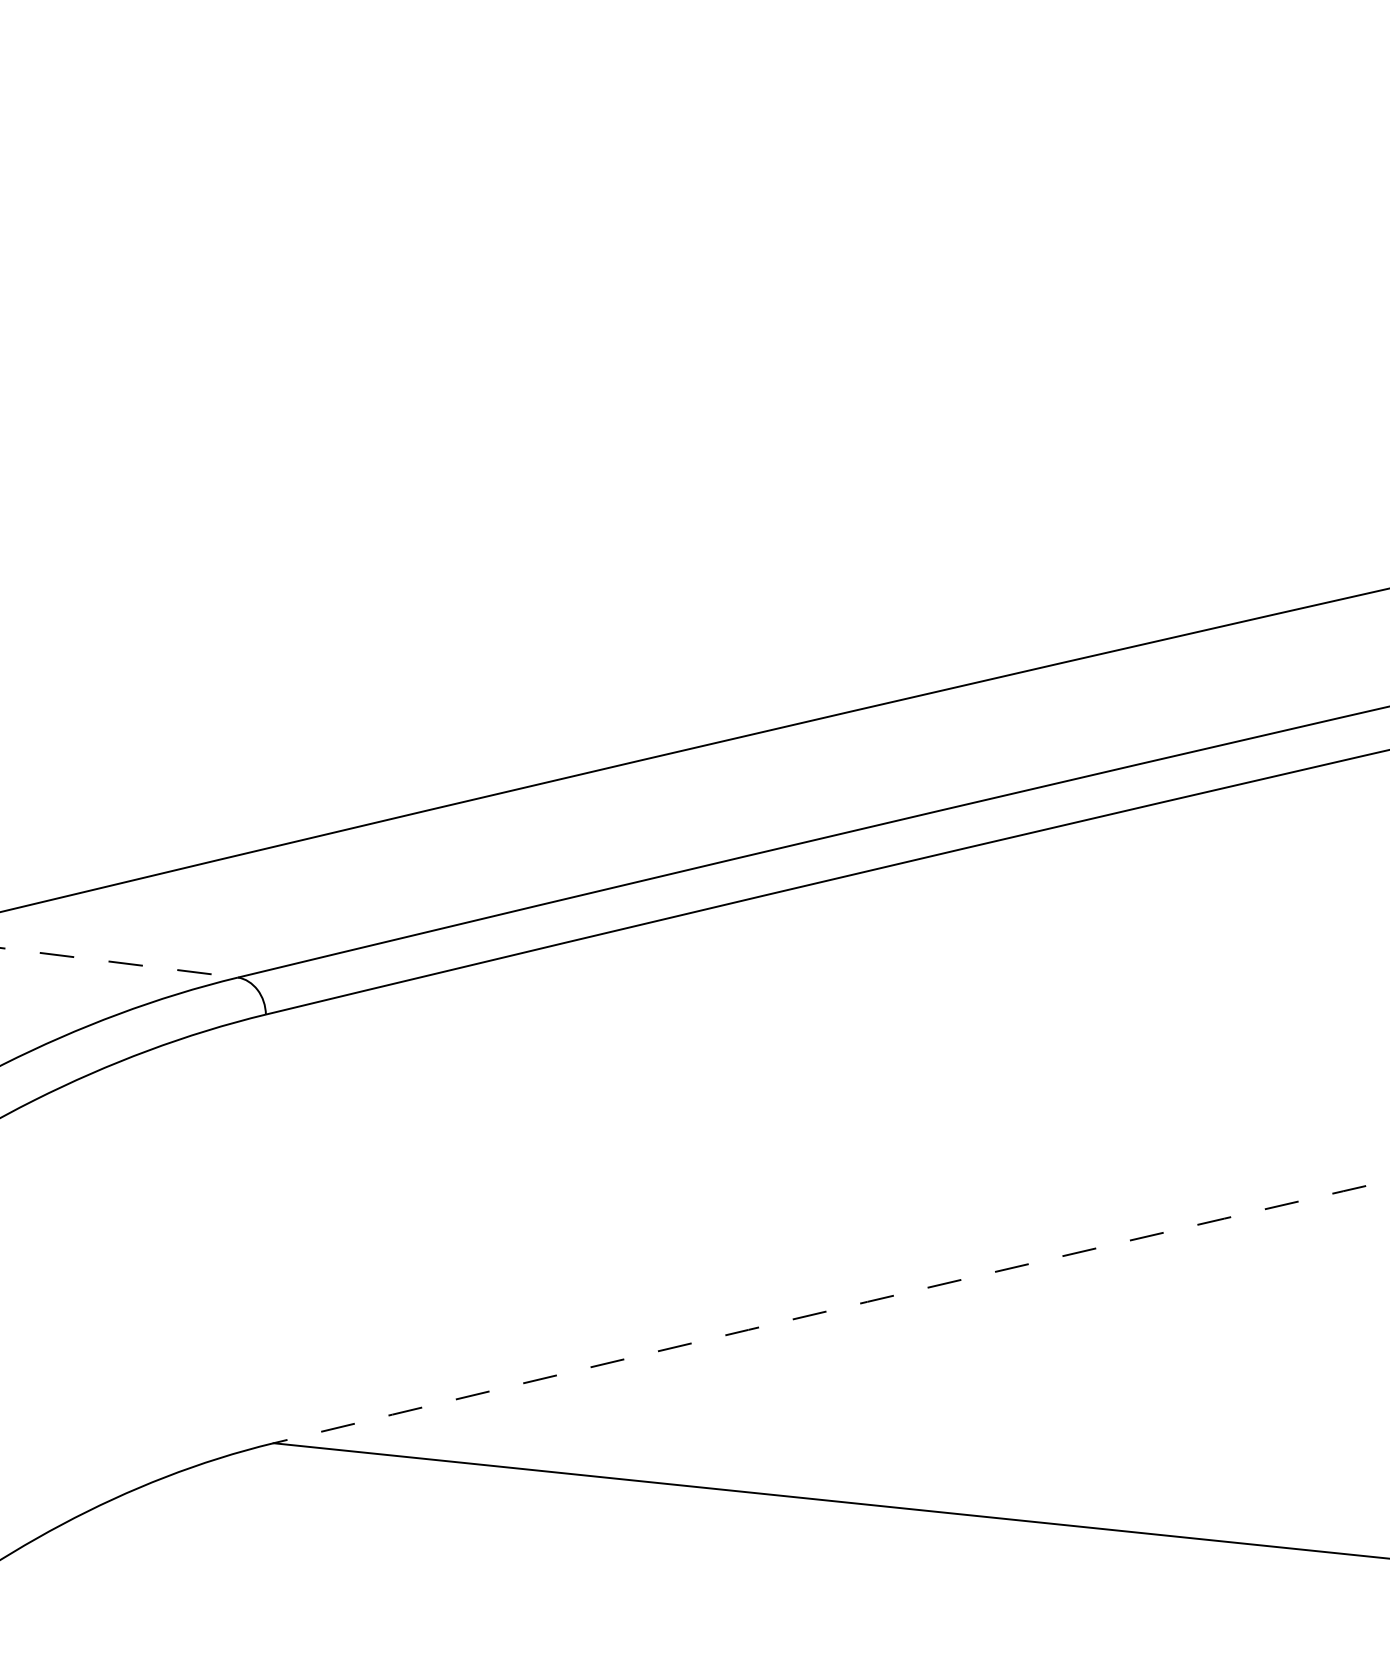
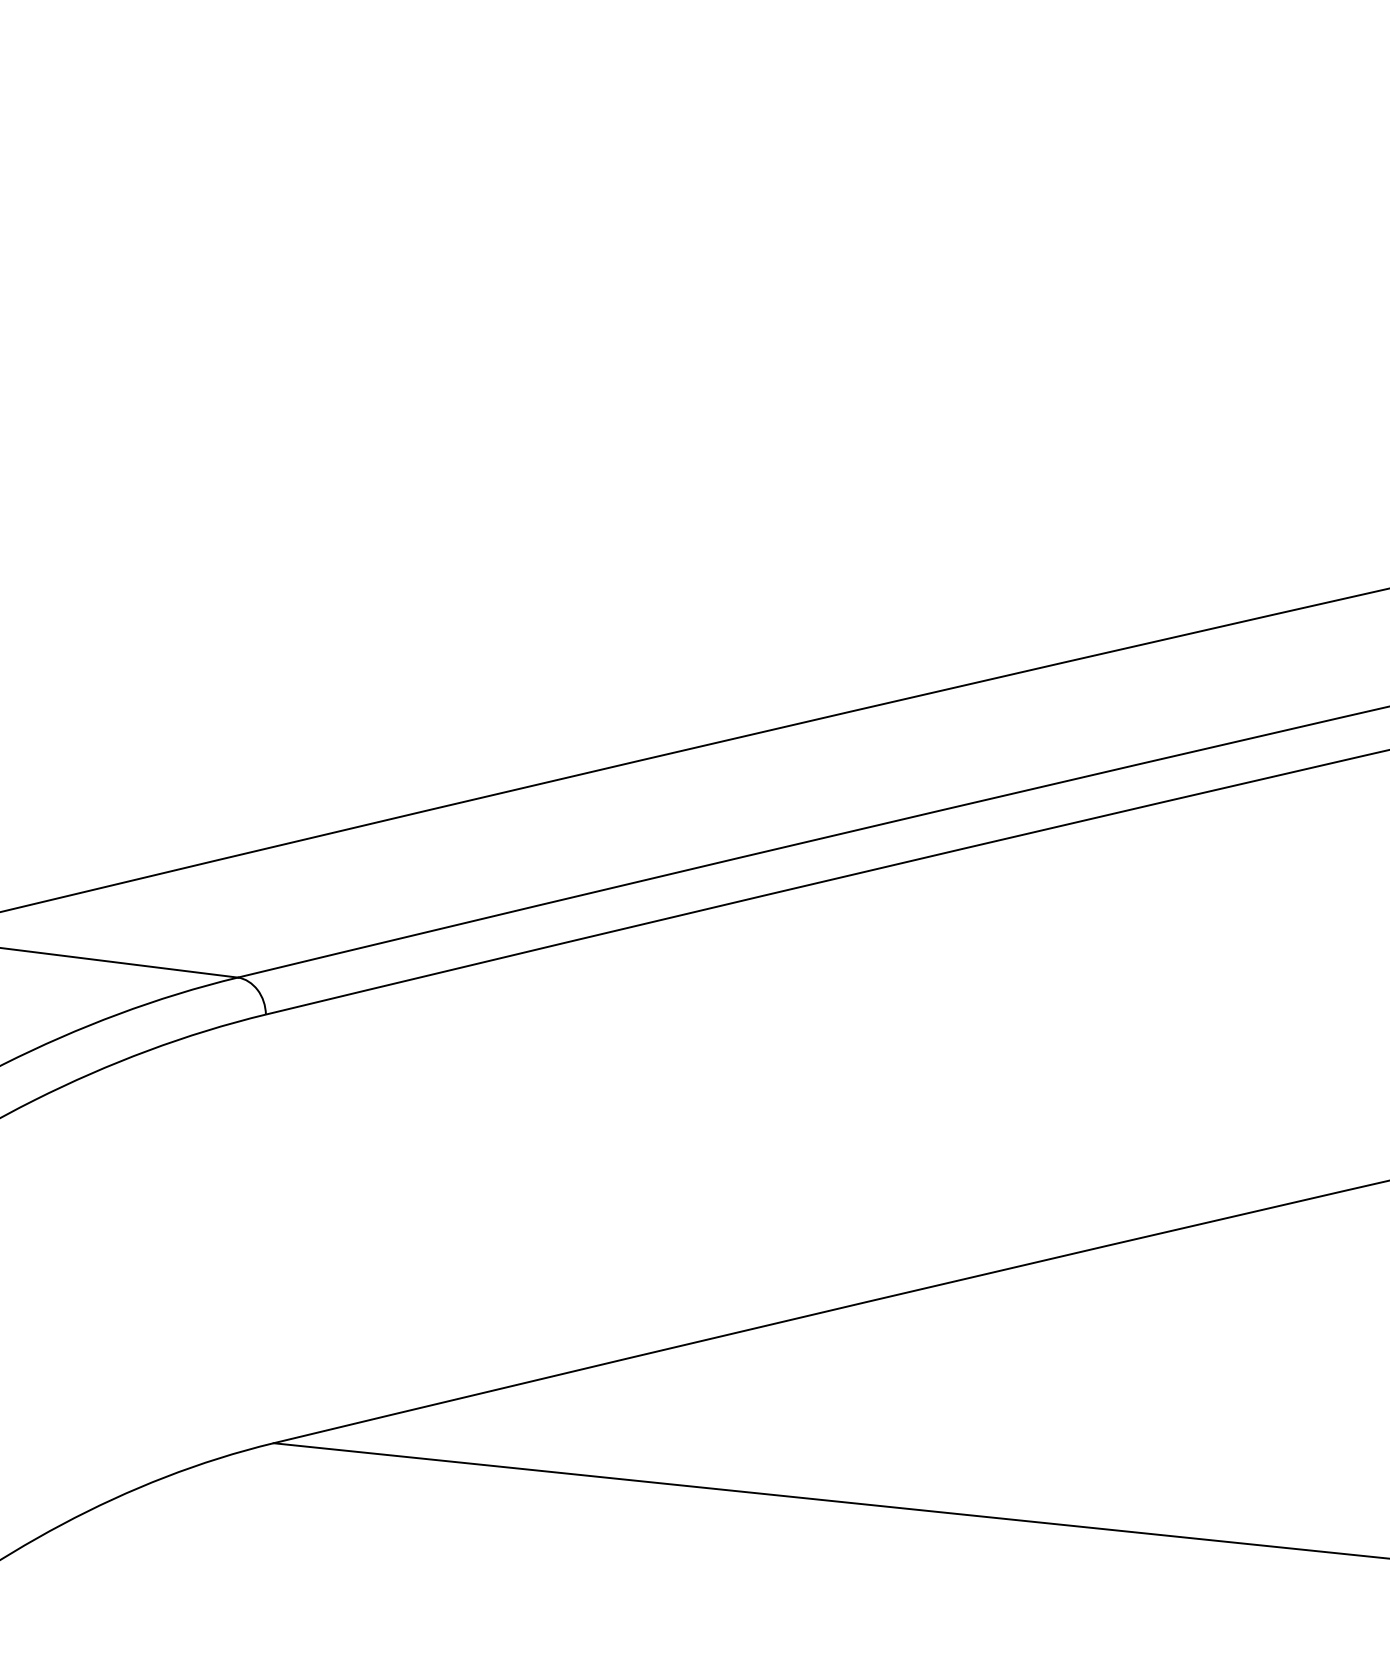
line: dashed -> solid (119, 962)
arc: dashed -> solid (831, 1310)
